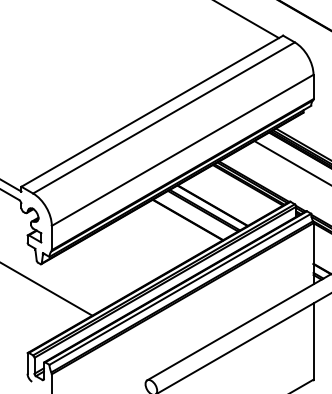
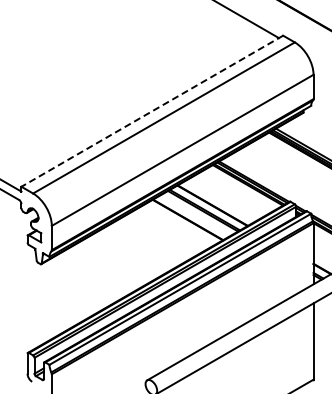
line: solid -> dashed (151, 111)
line: present -> none (291, 162)
line: present -> none (47, 289)
